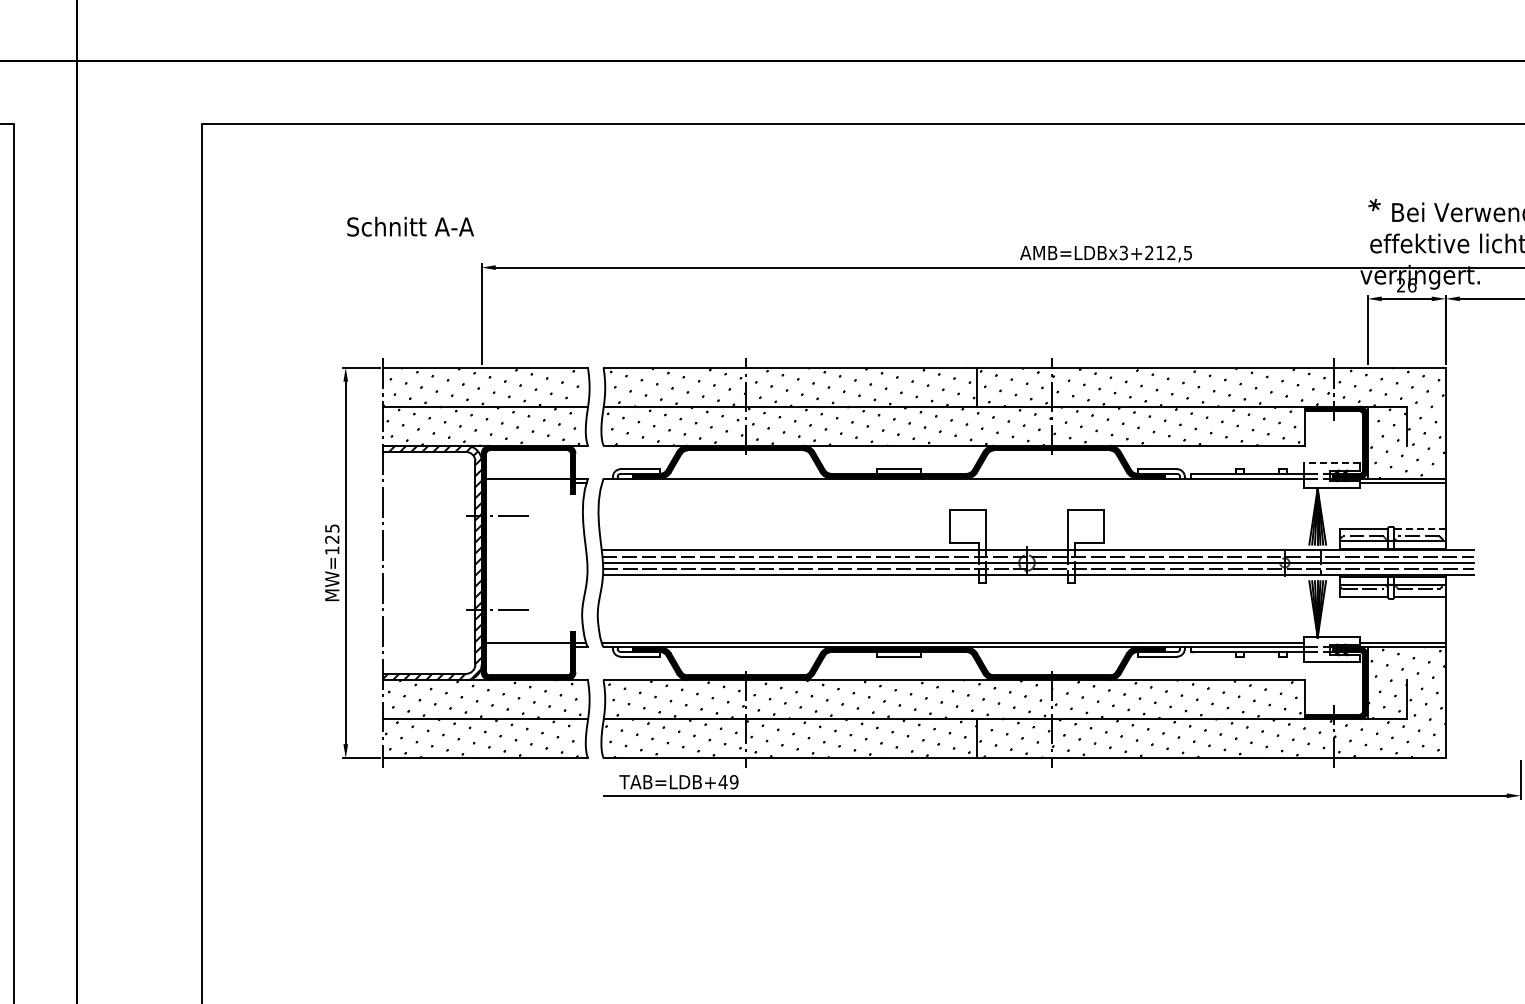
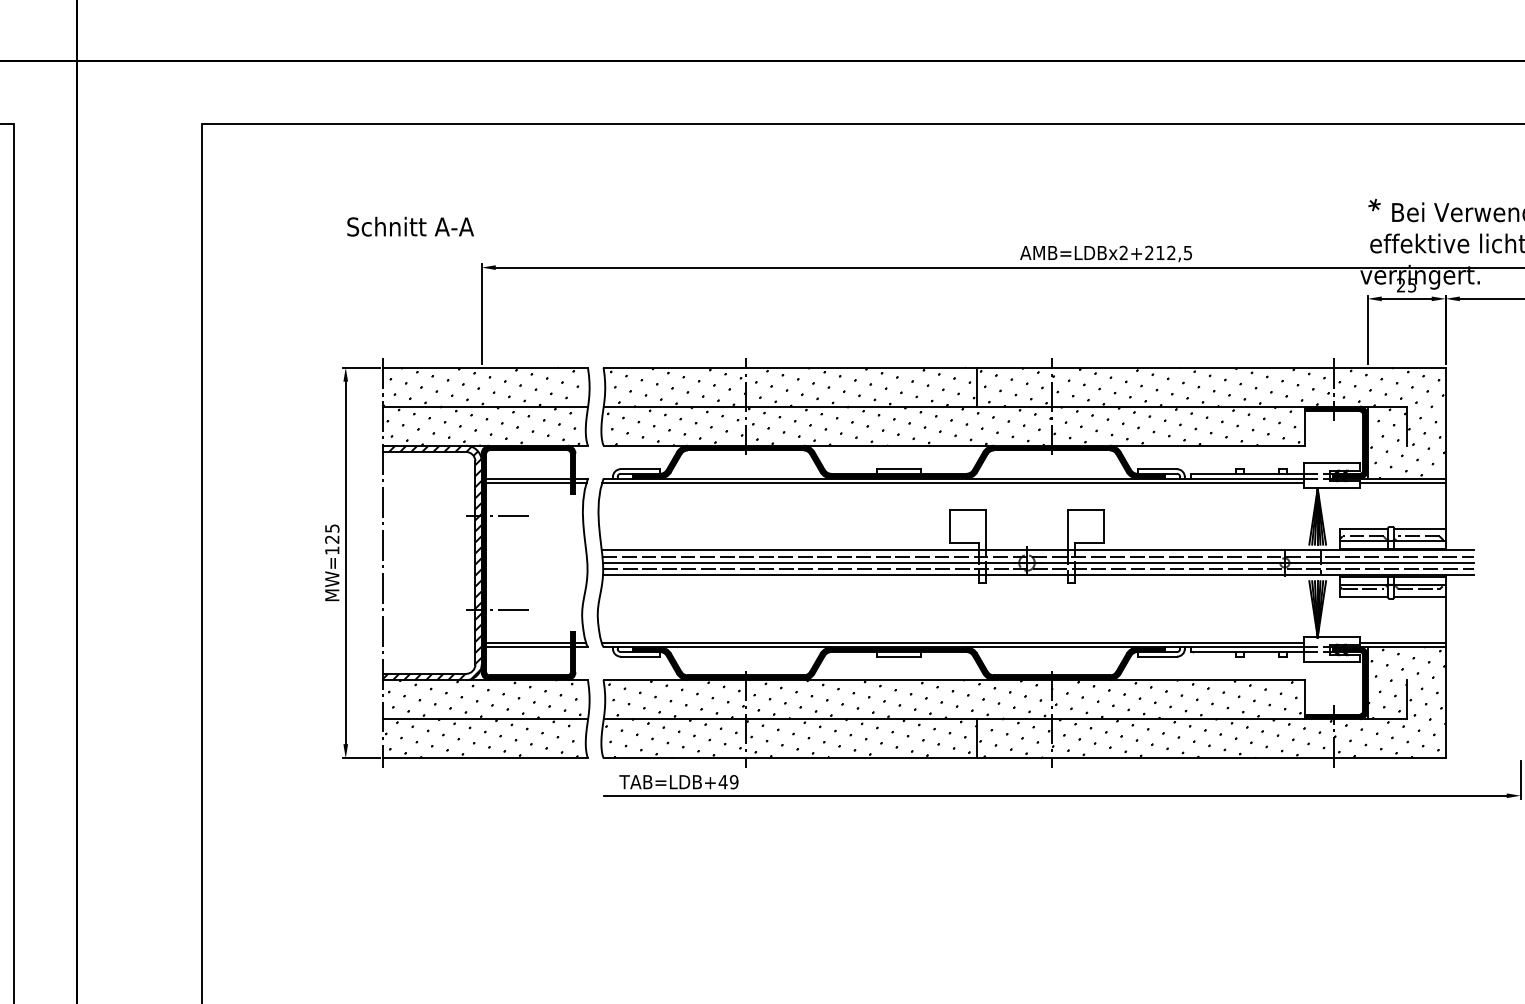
text: AMB=LDBx3+212,5 -> AMB=LDBx2+212,5 (1123, 253)
text: 26 -> 25 (1412, 285)
line: dashed -> solid (1331, 463)
line: none -> present (528, 483)
line: none -> present (952, 483)
line: dashed -> solid (1420, 529)
line: none -> present (528, 647)
